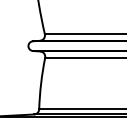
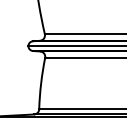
line: none -> present (75, 46)
